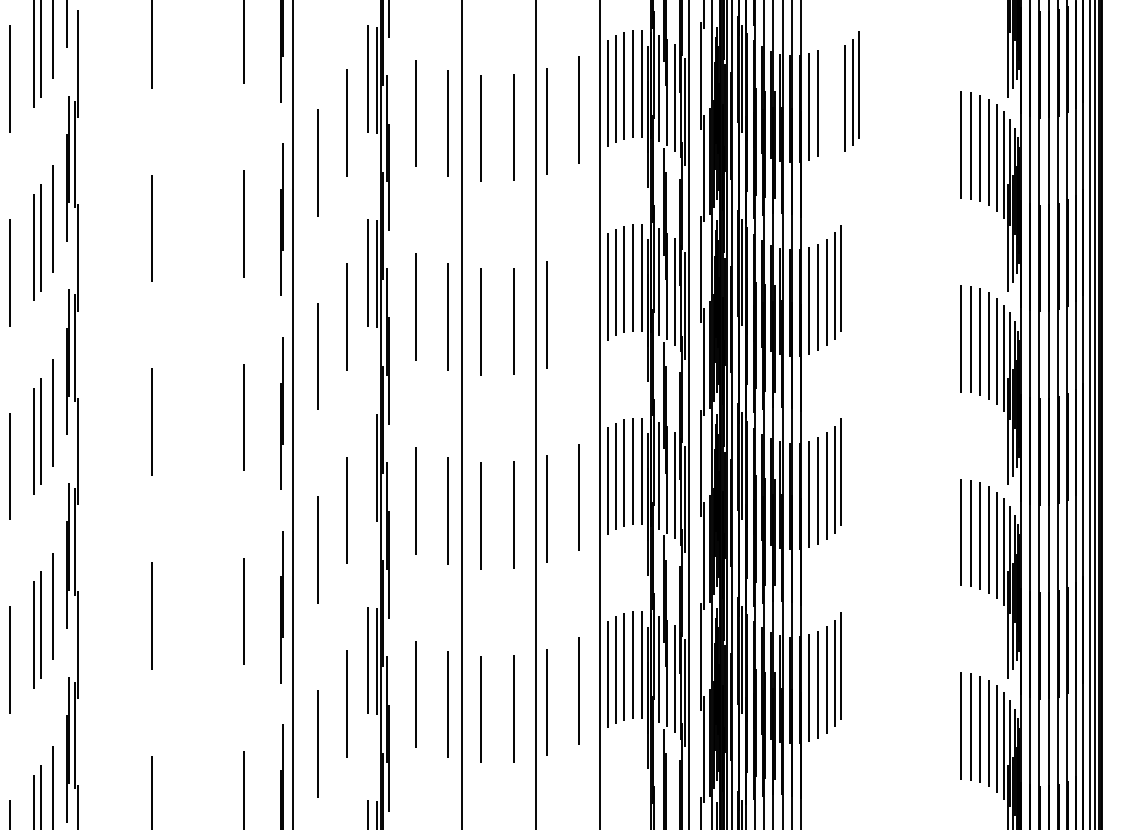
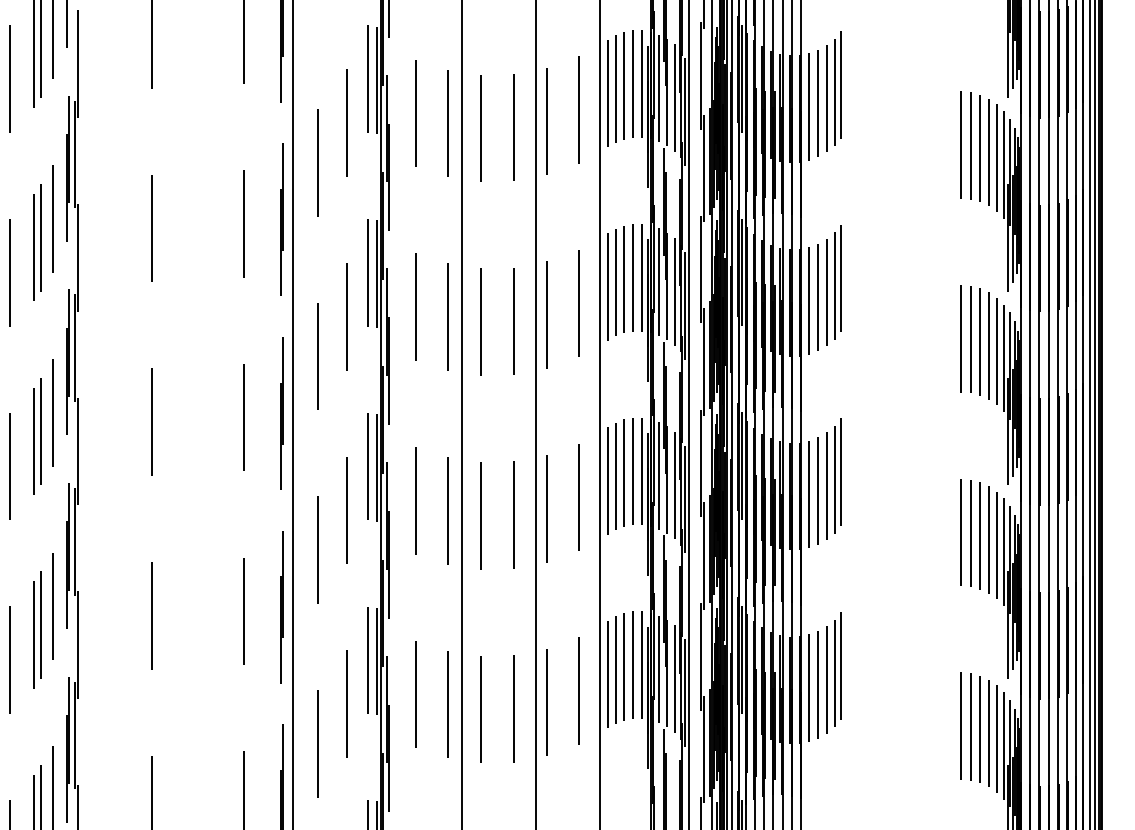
part position: (851, 91) -> (833, 91) (833, 91)
line: none -> present (578, 303)
line: none -> present (368, 466)
